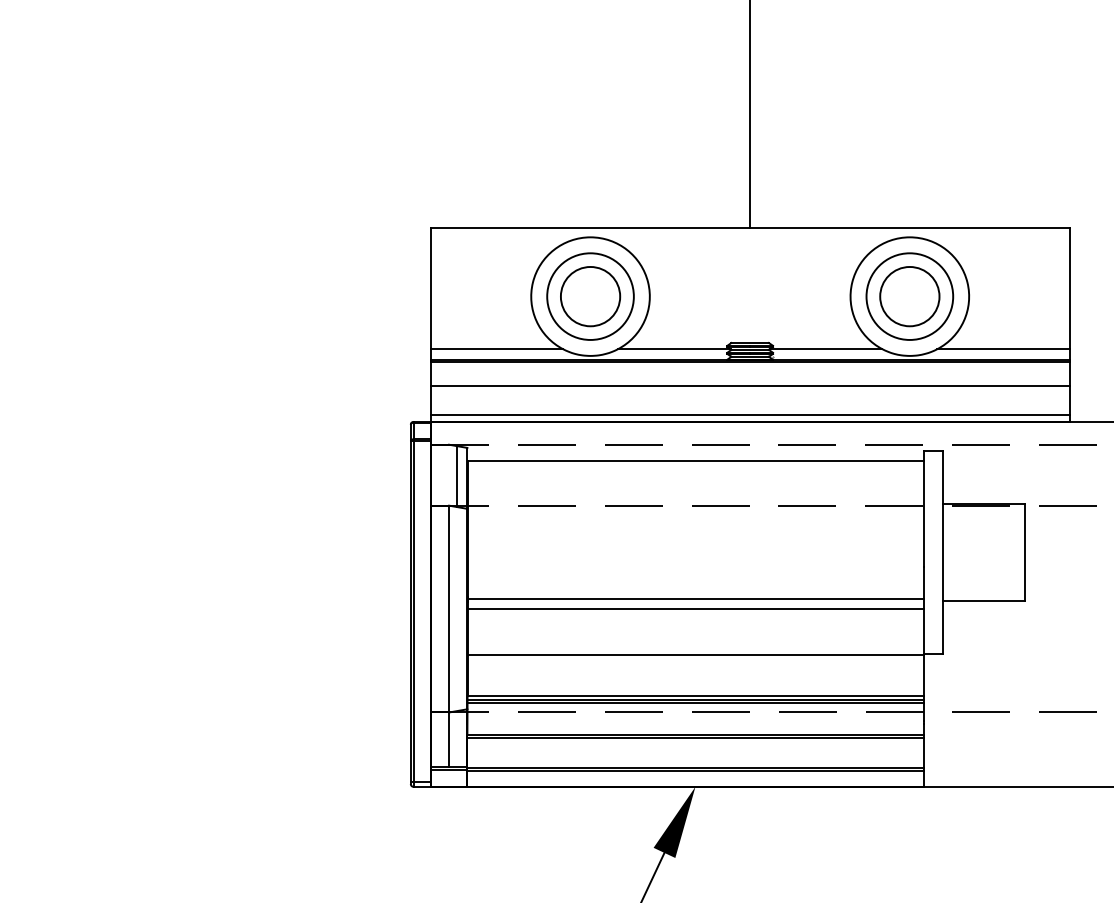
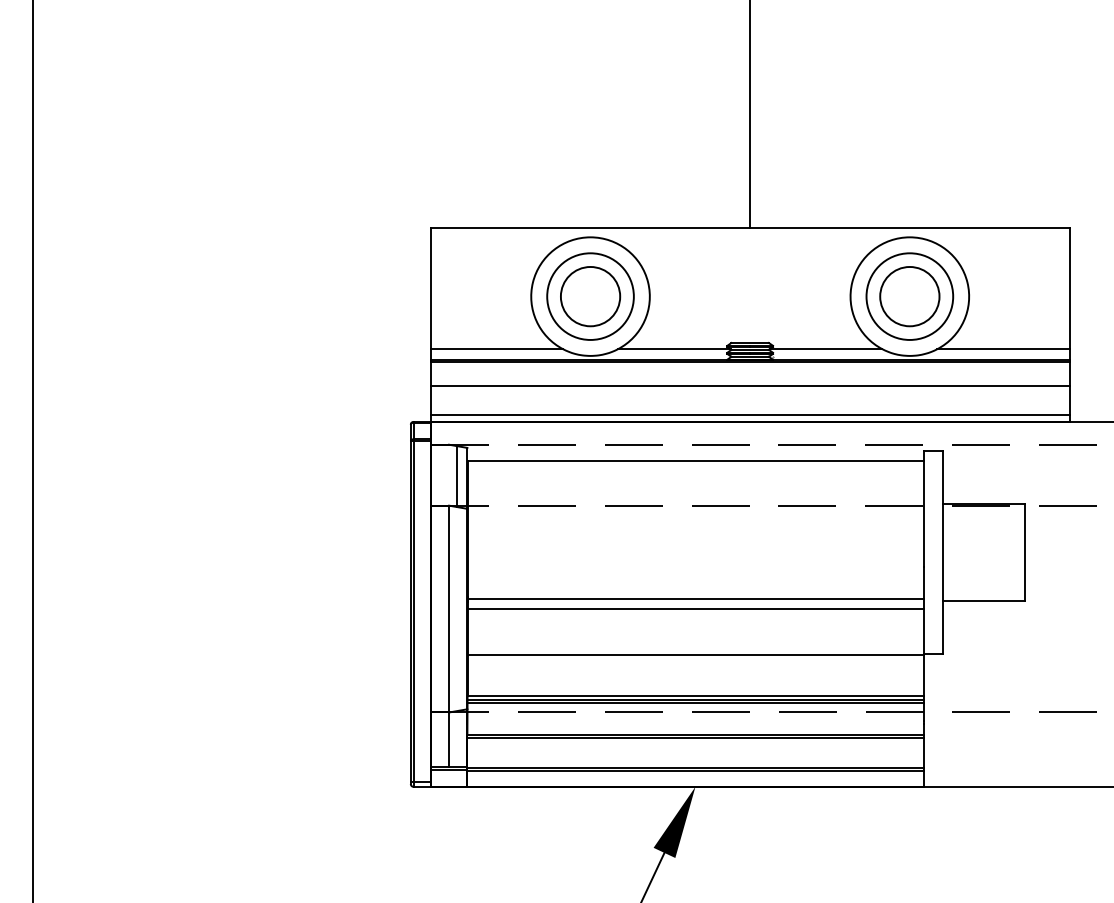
line: none -> present (33, 450)
